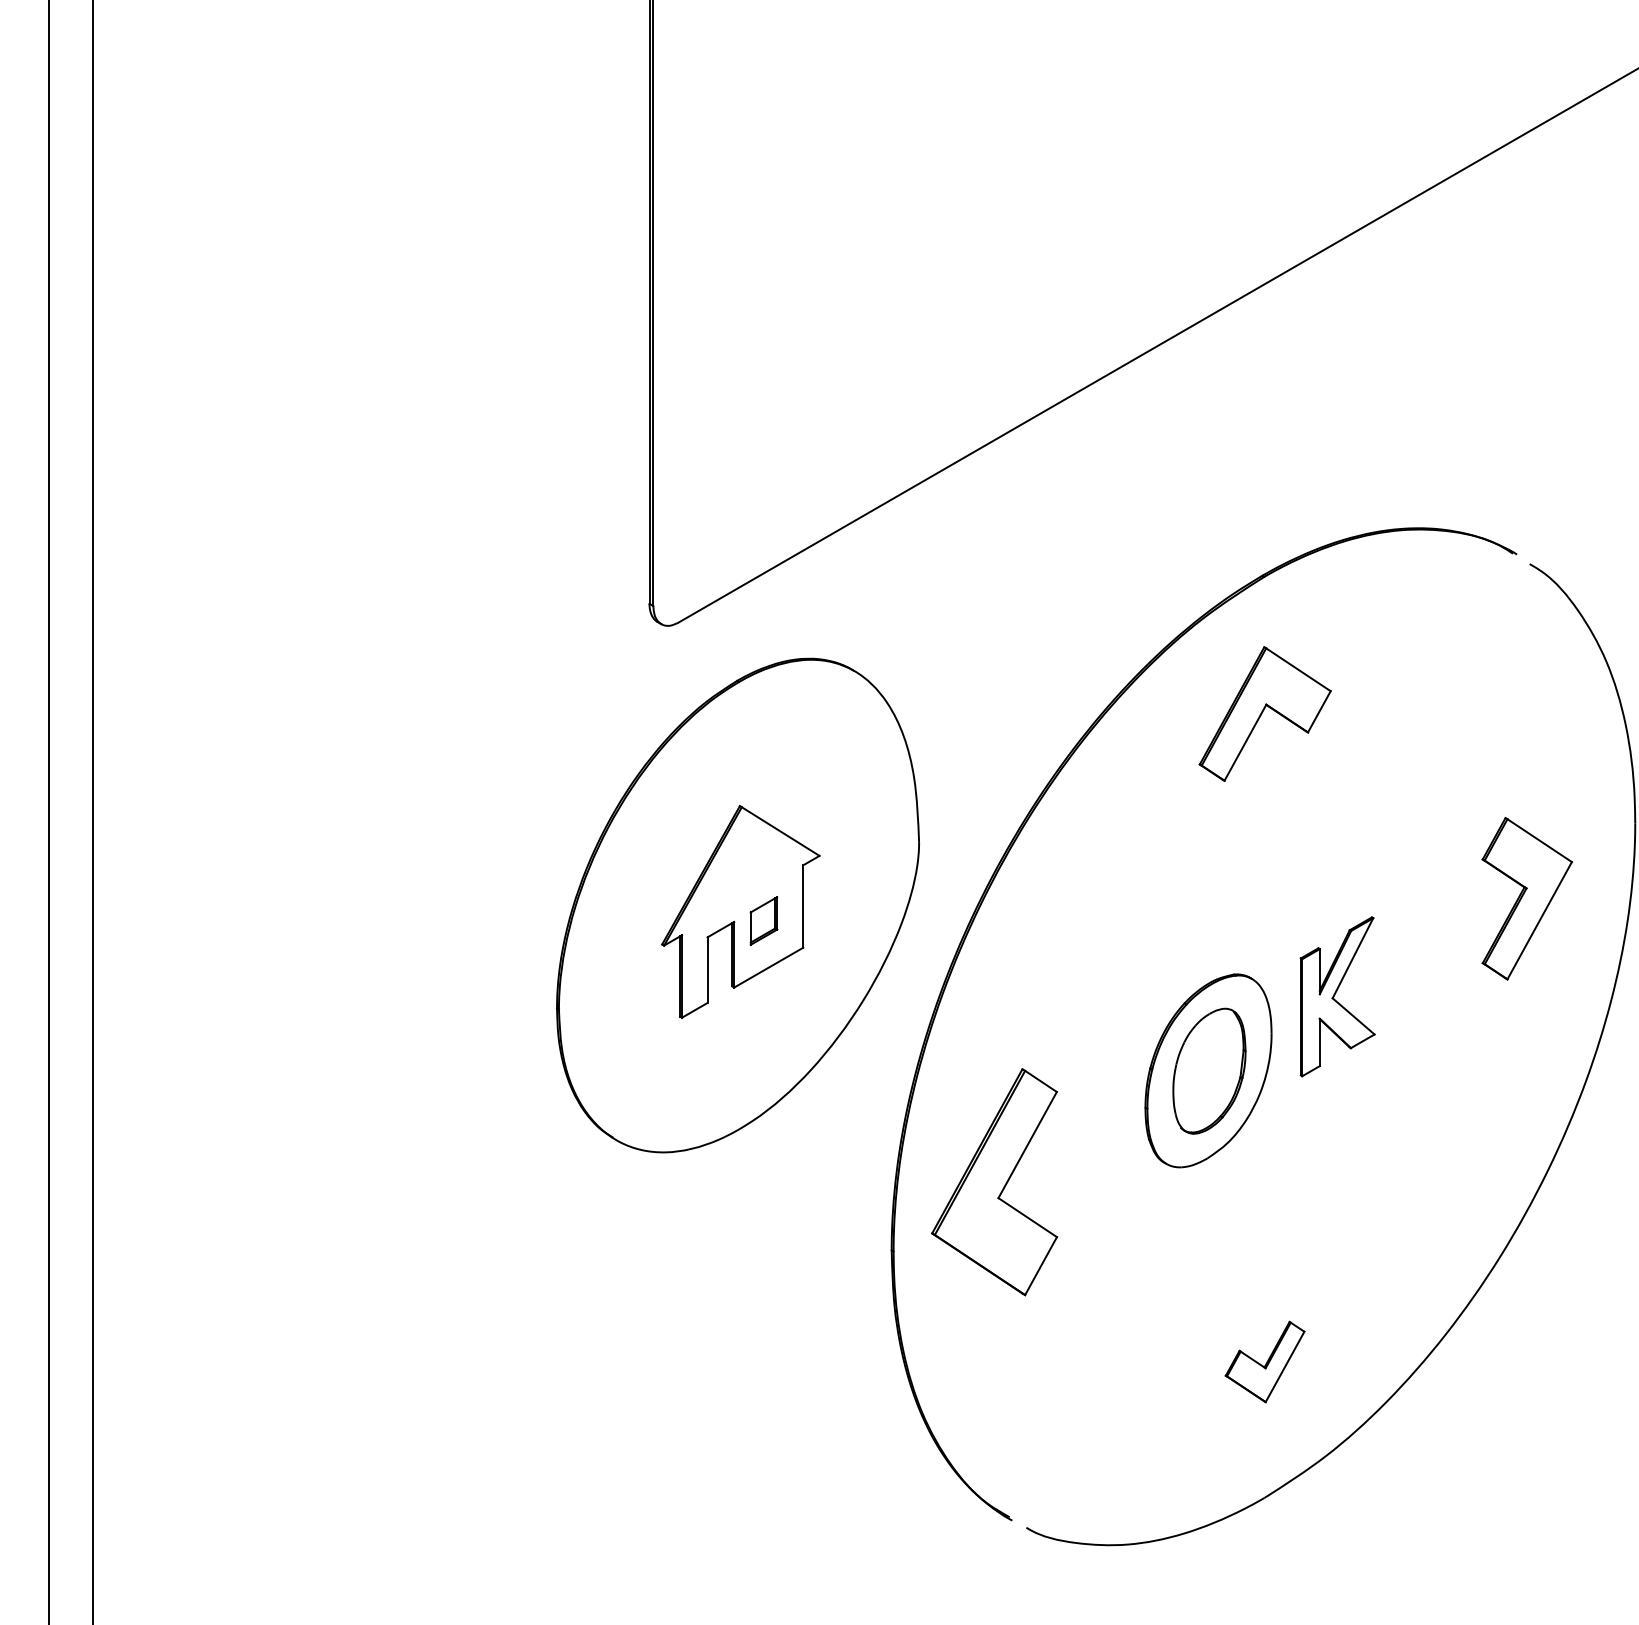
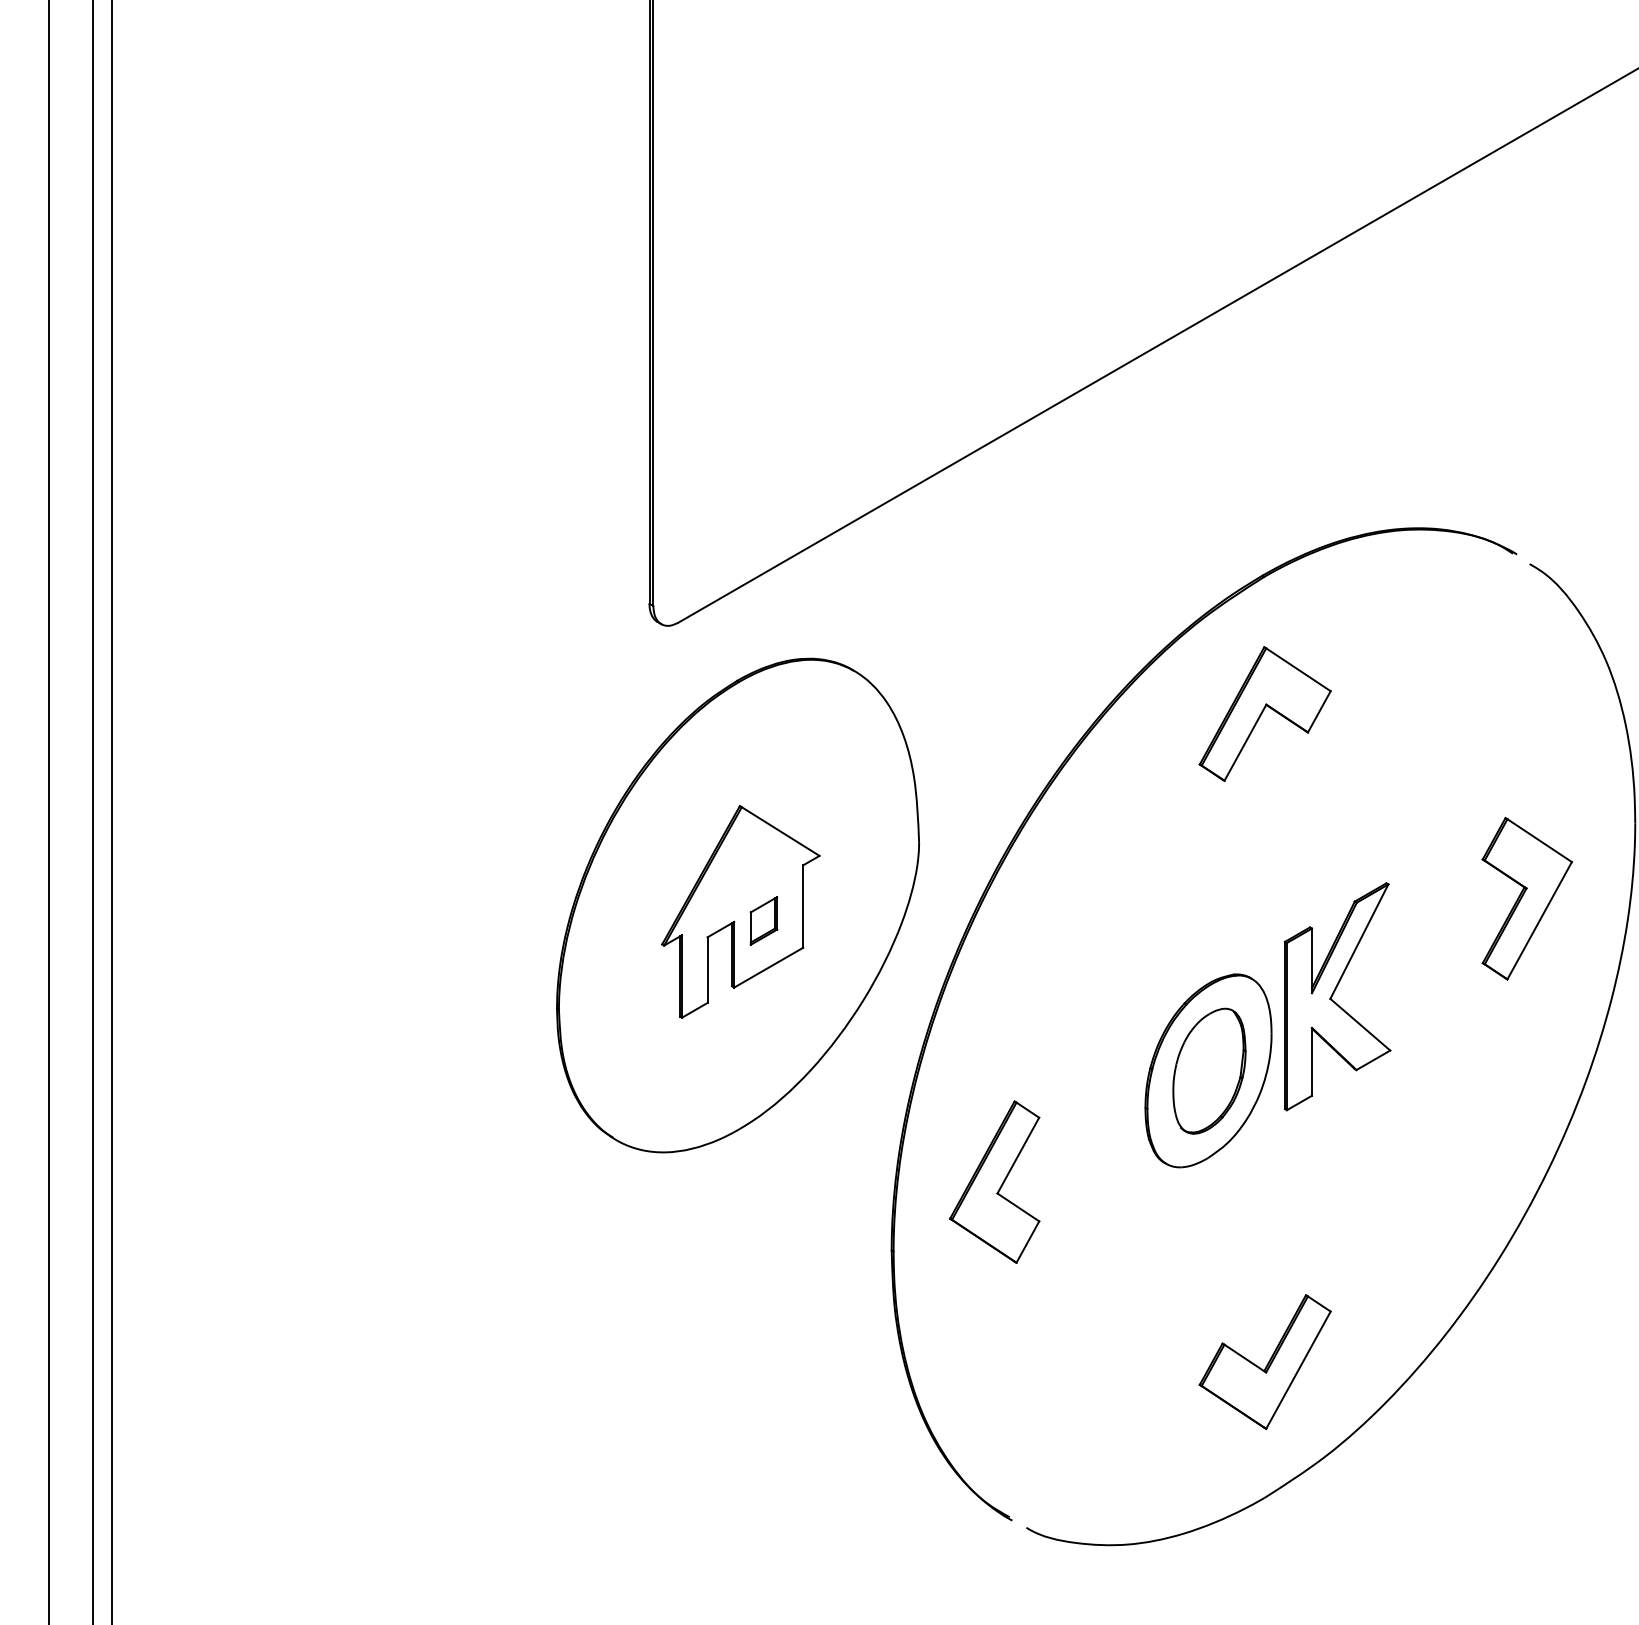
line: none -> present (111, 811)
part size: 77x162 px -> 108x230 px (1337, 996)
part size: 128x229 px -> 92x164 px (994, 1181)
part size: 82x84 px -> 134x136 px (1264, 1361)
